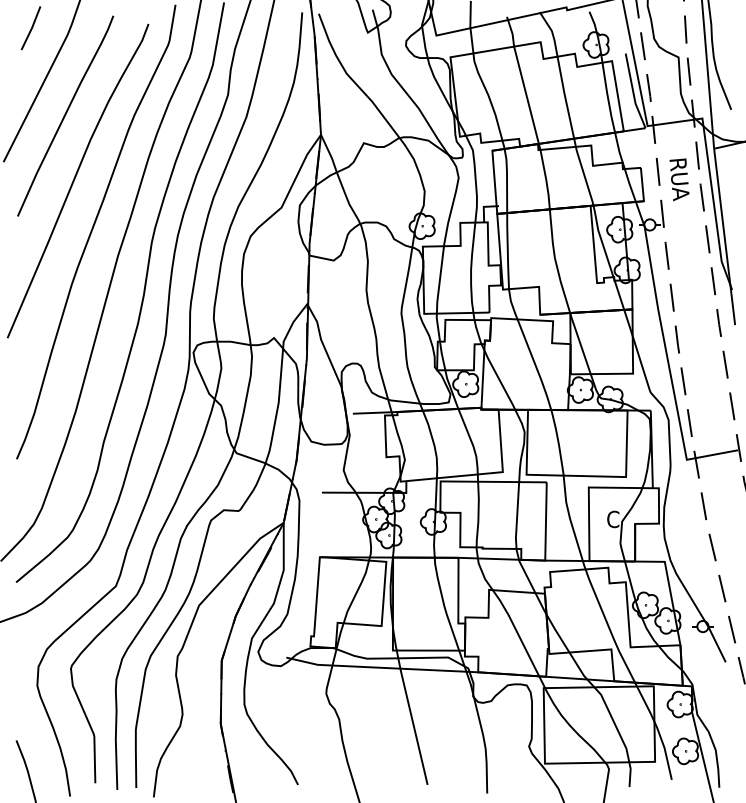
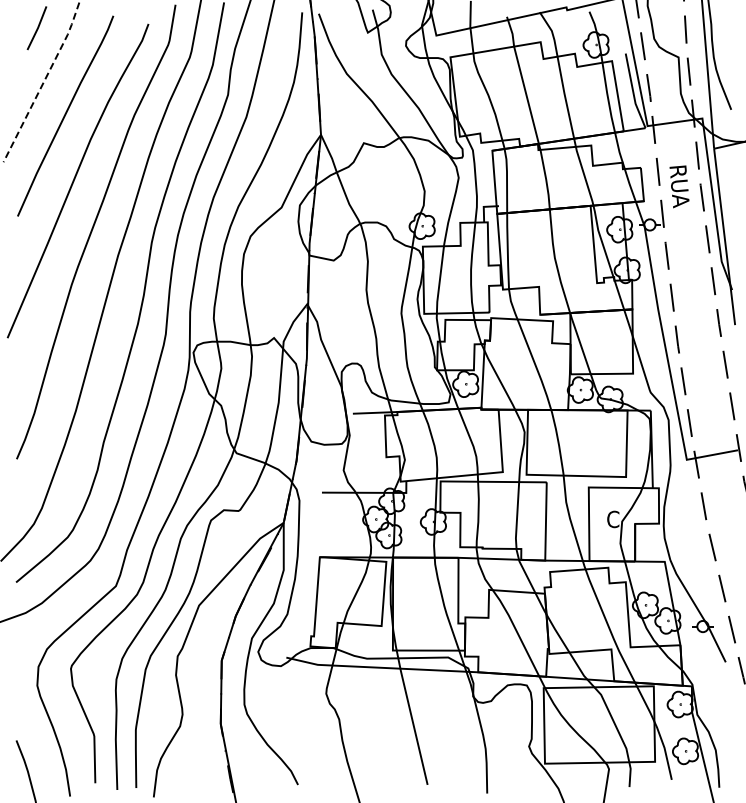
line position: (30, 28) -> (36, 28) (36, 28)
line: solid -> dashed (44, 81)
text position: (679, 179) -> (679, 186) (679, 186)
